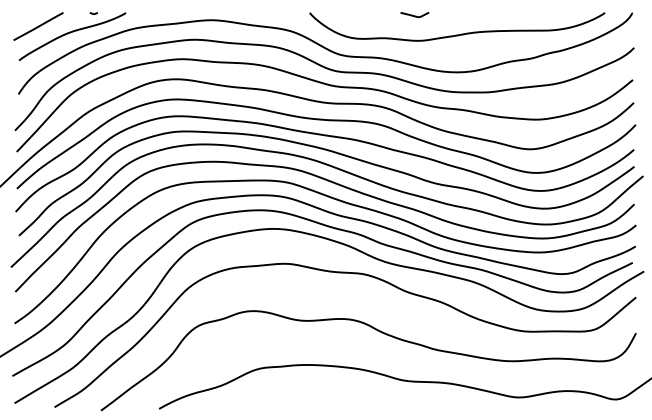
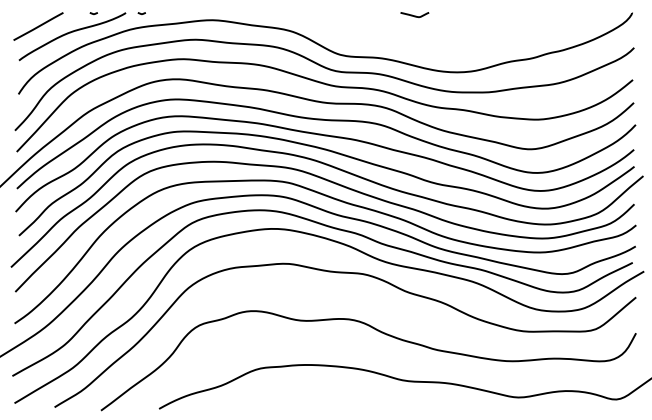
line: none -> present (141, 13)
curve: present -> none (457, 34)
